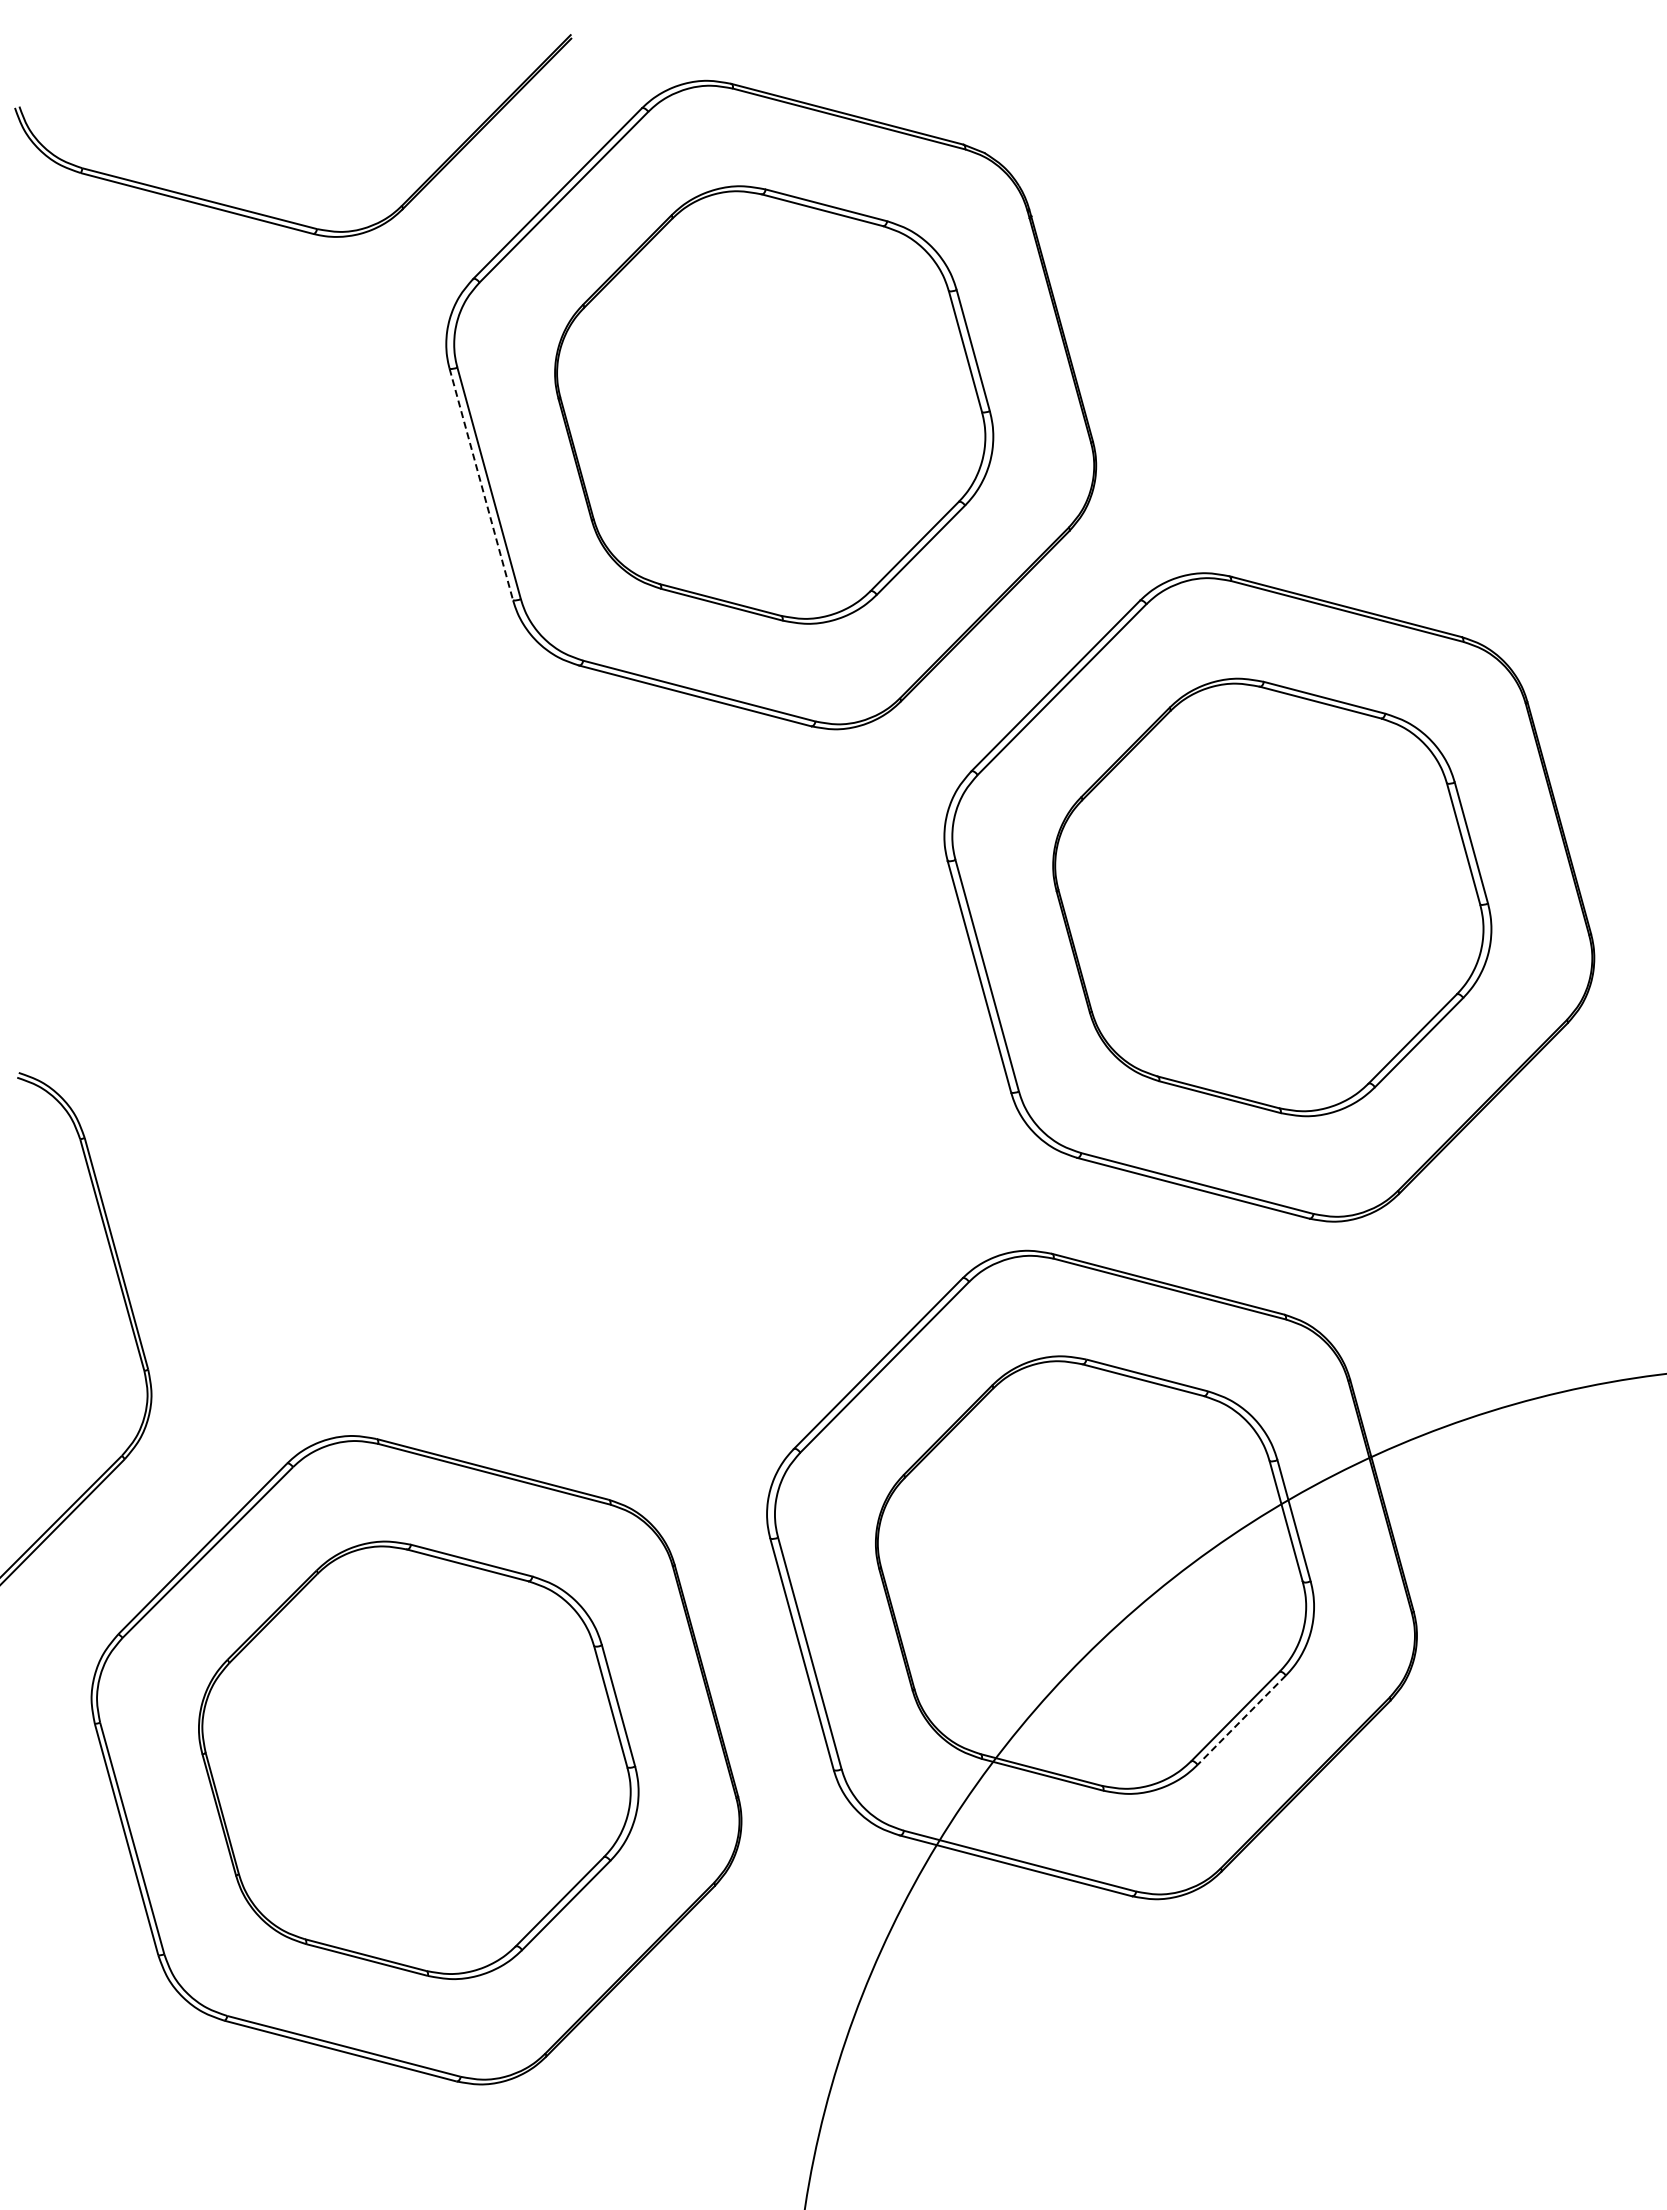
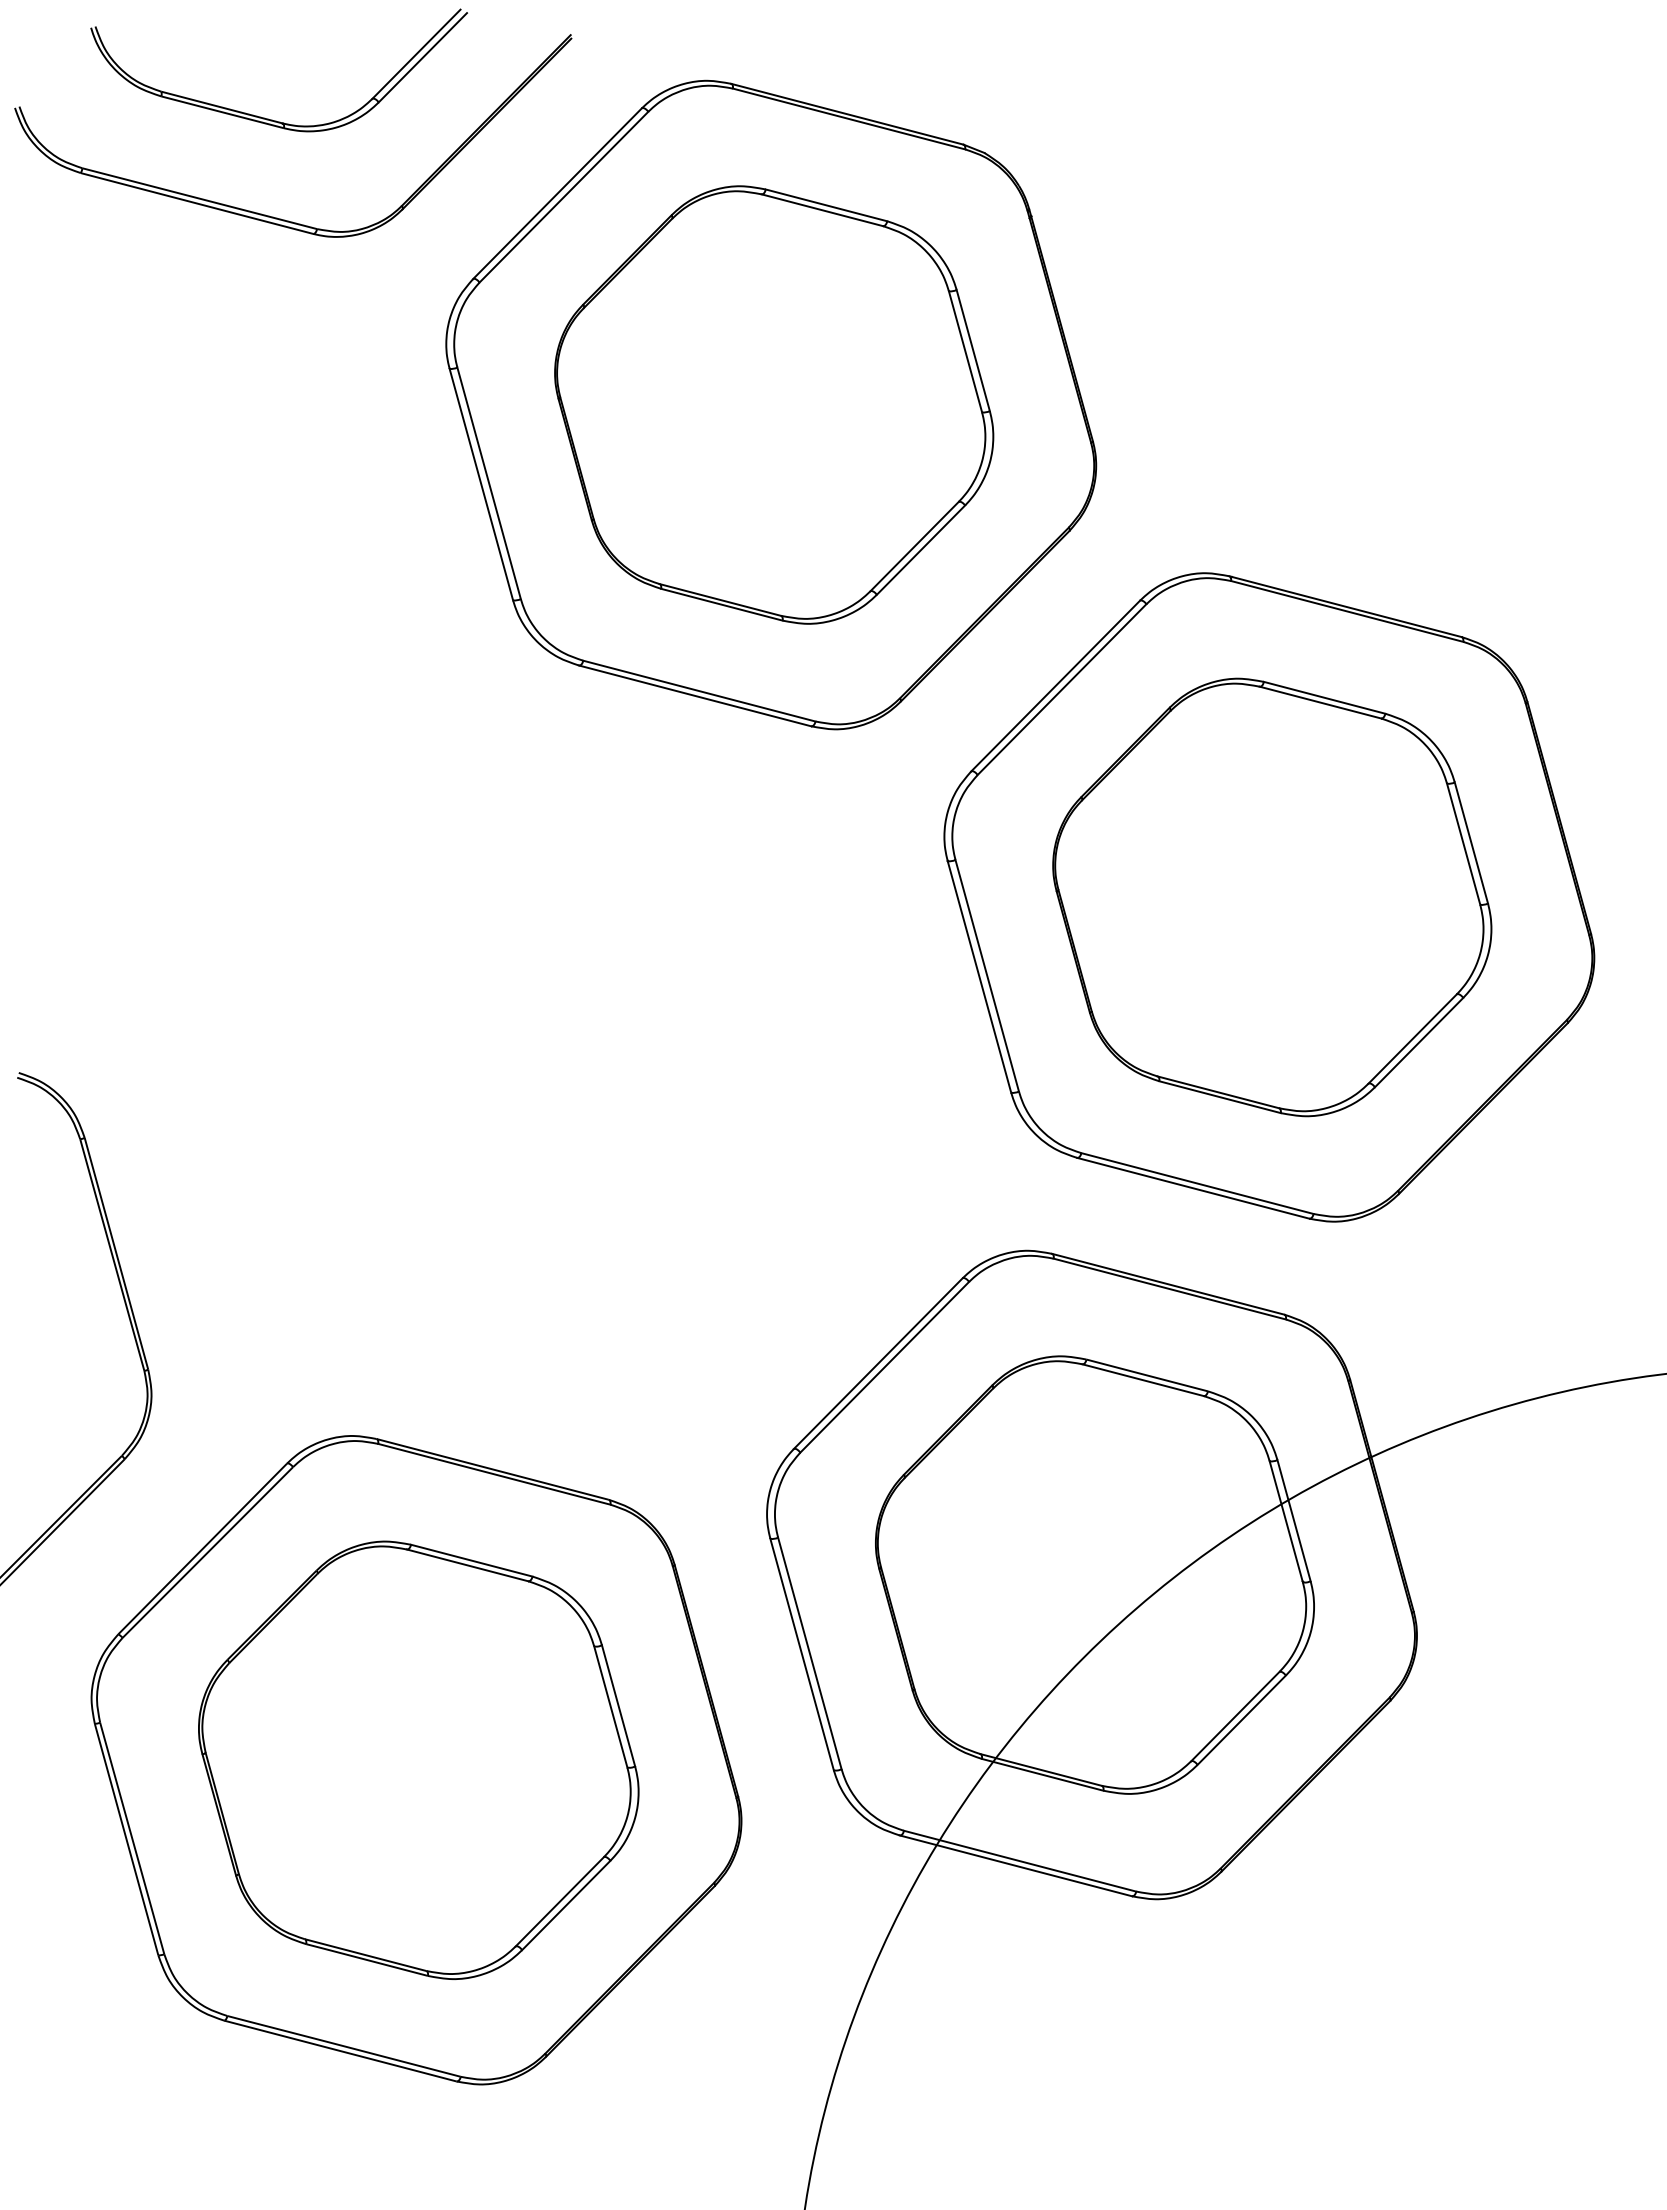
part: none -> present (268, 118)
line: dashed -> solid (481, 485)
line: dashed -> solid (1241, 1720)
